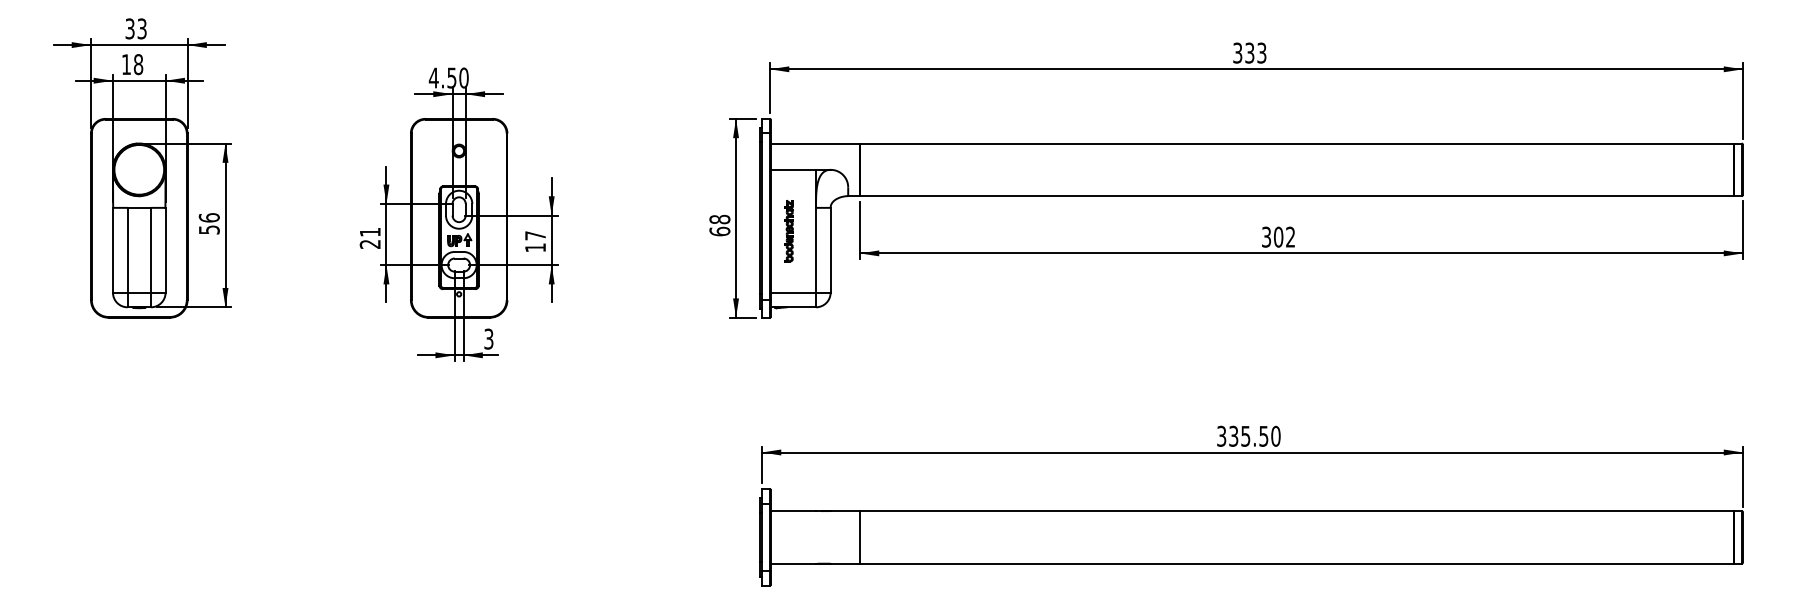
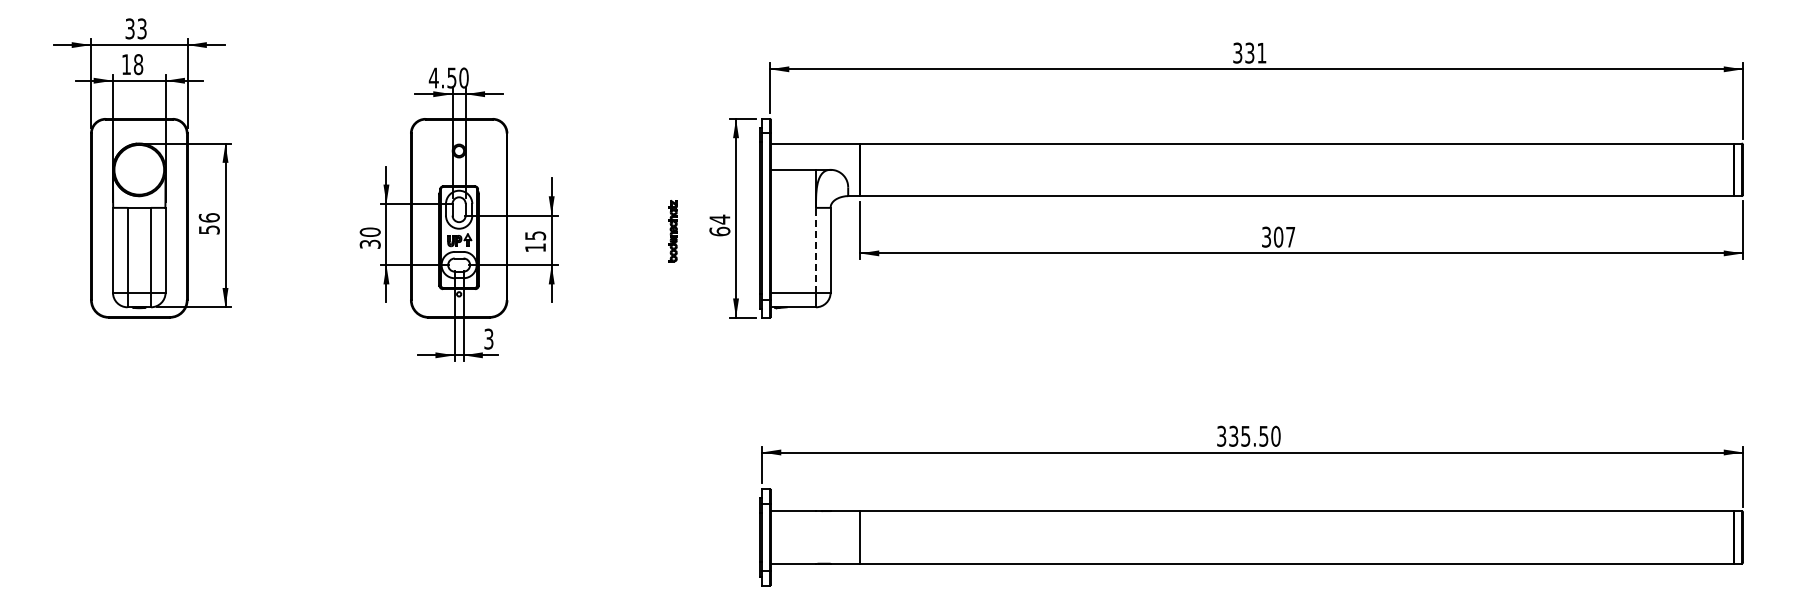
text: 333 -> 331 (1261, 52)
text: 68 -> 64 (719, 219)
part position: (788, 231) -> (672, 231) (672, 231)
text: 17 -> 15 (535, 235)
text: 302 -> 307 (1290, 236)
text: 21 -> 30 (369, 237)
line: solid -> dashed (816, 249)
